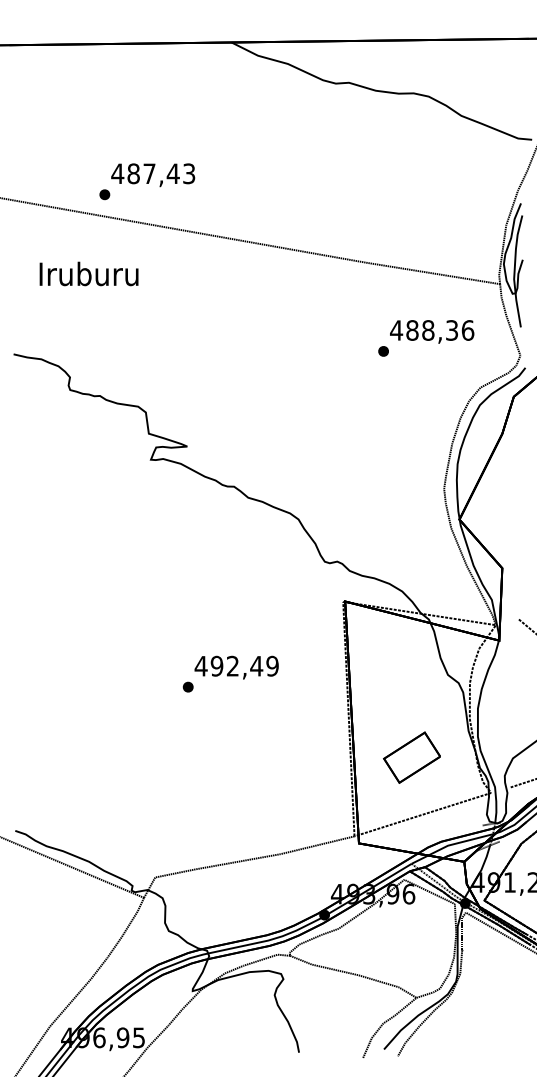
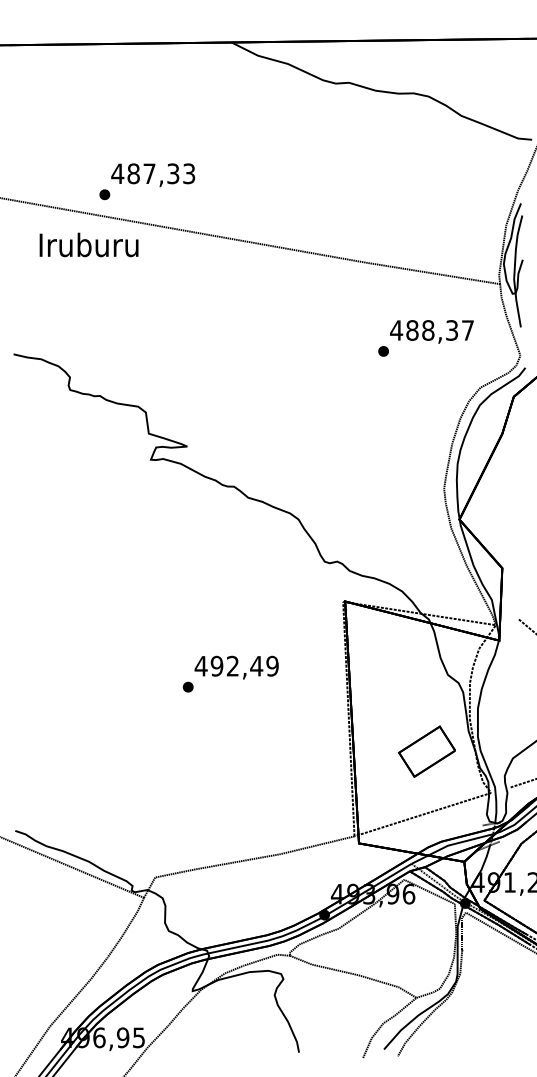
text: 487,43 -> 487,33 (172, 173)
text position: (88, 273) -> (88, 244) (88, 244)
text: 488,36 -> 488,37 (467, 330)
part position: (411, 757) -> (426, 751) (426, 751)
